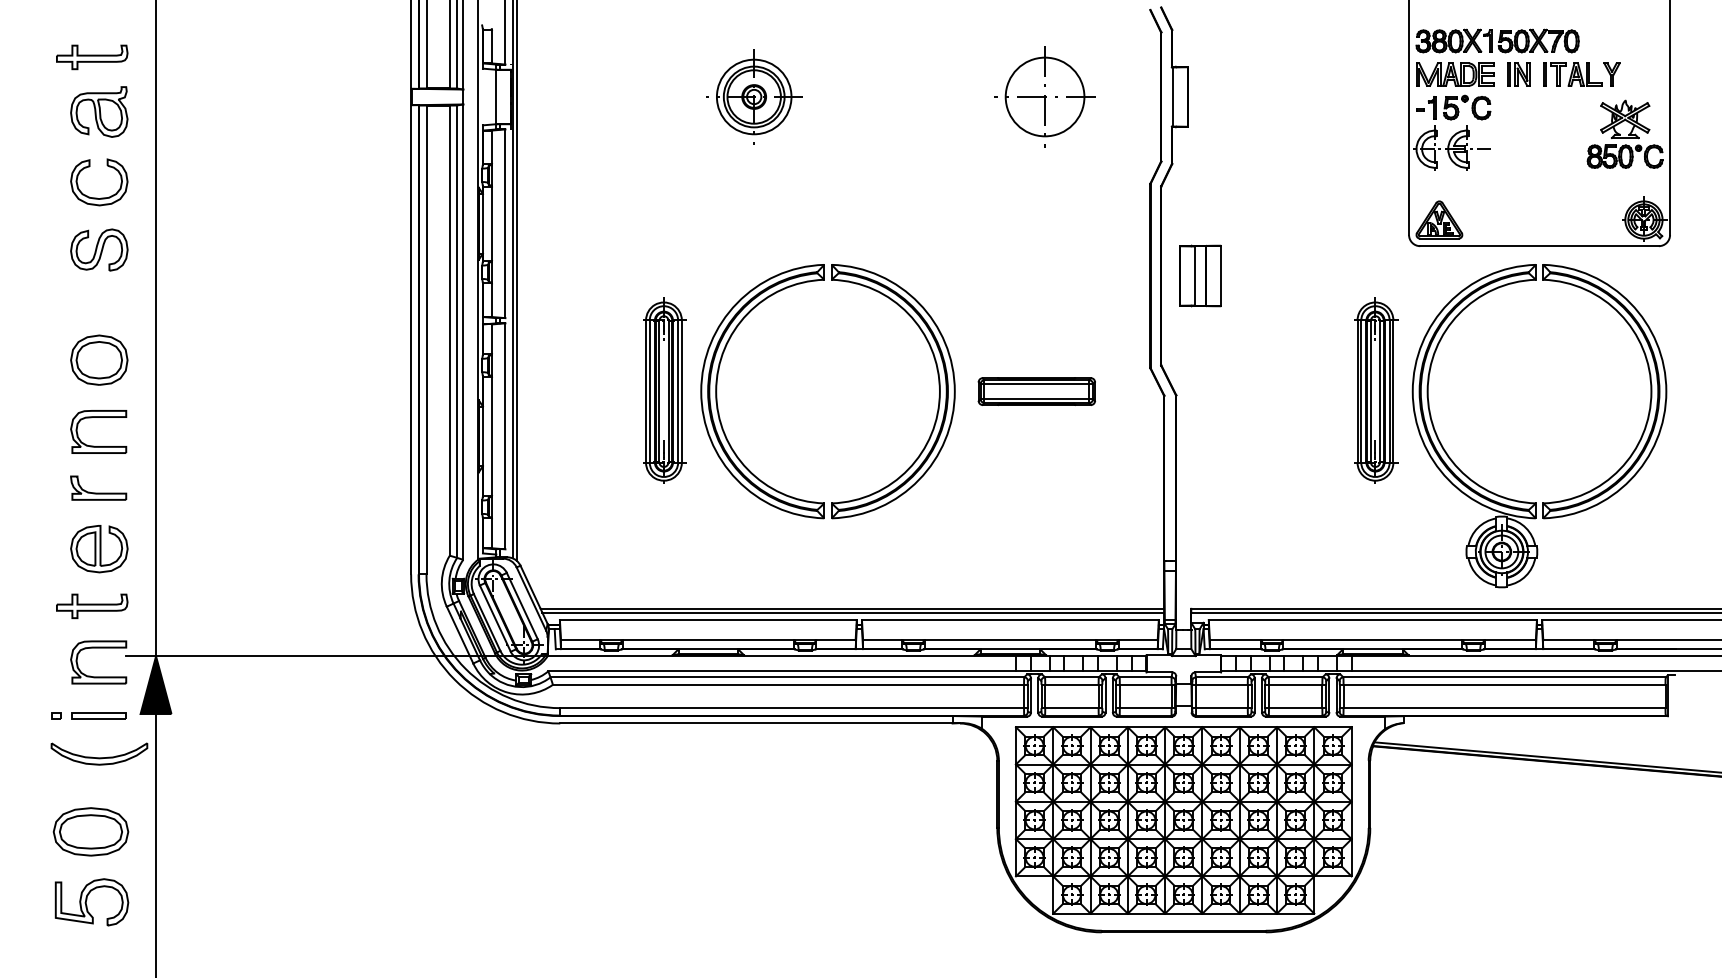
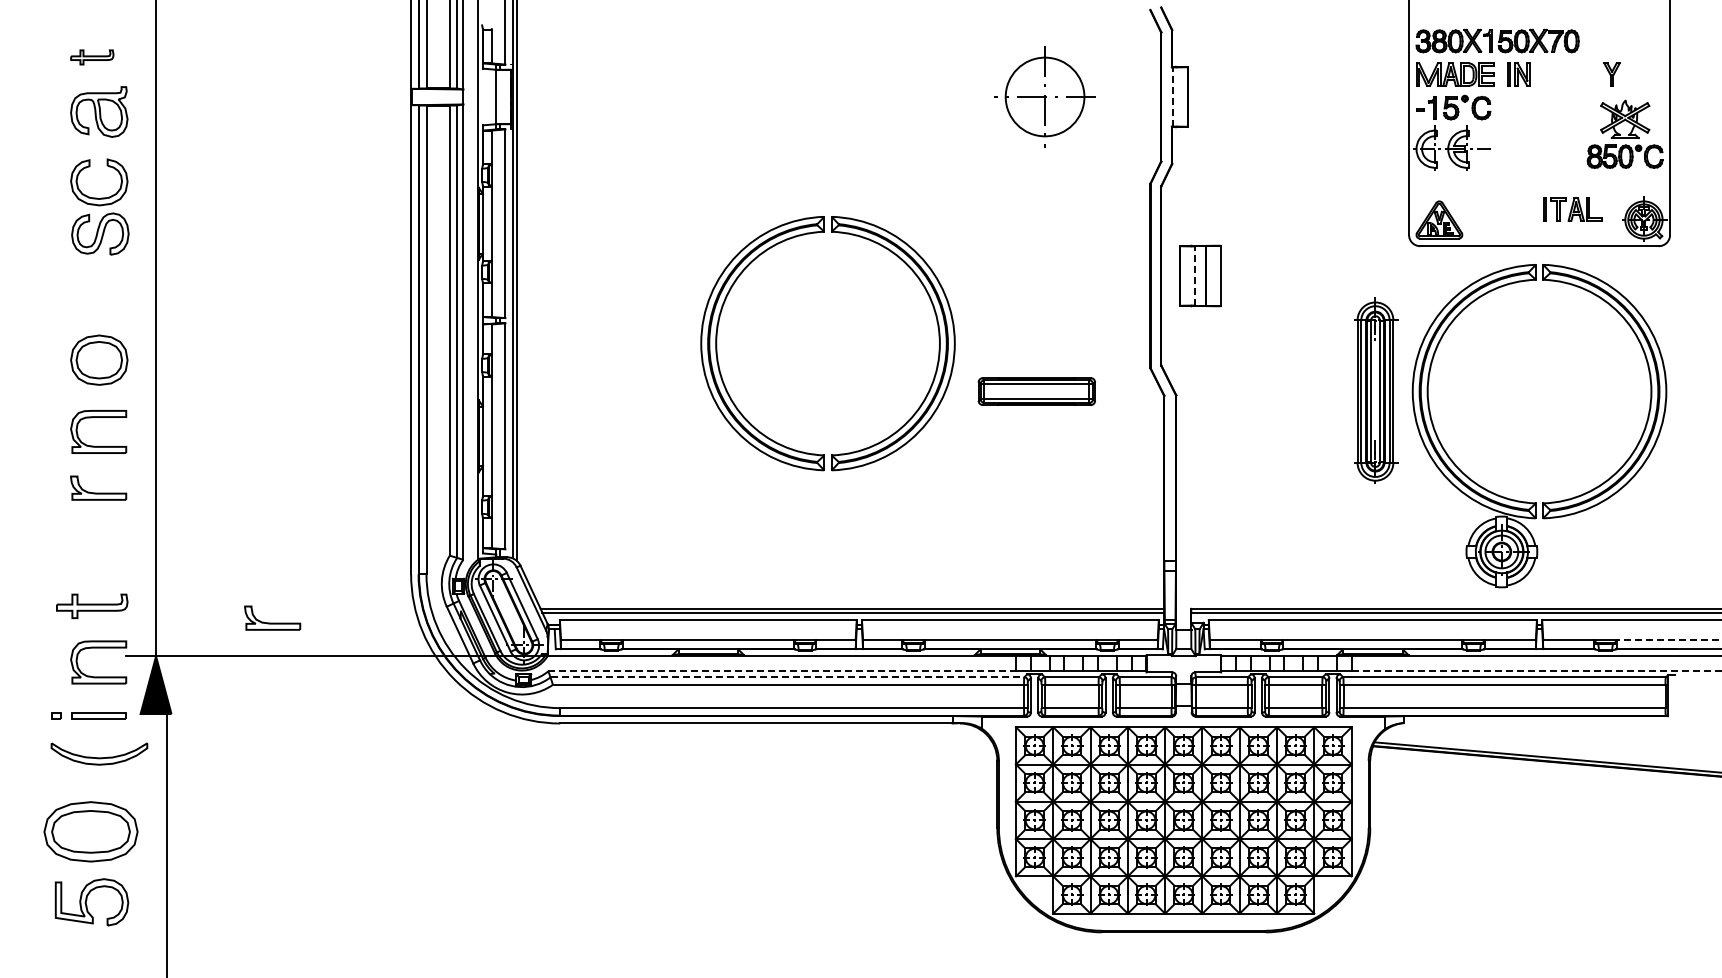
part size: 73x27 px -> 45x17 px (92, 57)
part position: (1572, 74) -> (1572, 209) (1572, 209)
part: present -> none (754, 96)
line: solid -> dashed (1172, 97)
part position: (99, 249) -> (100, 233) (100, 233)
line: solid -> dashed (1194, 276)
part: present -> none (664, 390)
part position: (717, 391) -> (717, 343) (717, 343)
part: present -> none (99, 549)
part: none -> present (272, 617)
line: solid -> dashed (1668, 640)
line: solid -> dashed (782, 671)
line: solid -> dashed (1536, 671)
line: solid -> dashed (787, 677)
part size: 78x50 px -> 96x62 px (90, 831)
line position: (156, 844) -> (167, 844) (167, 844)
